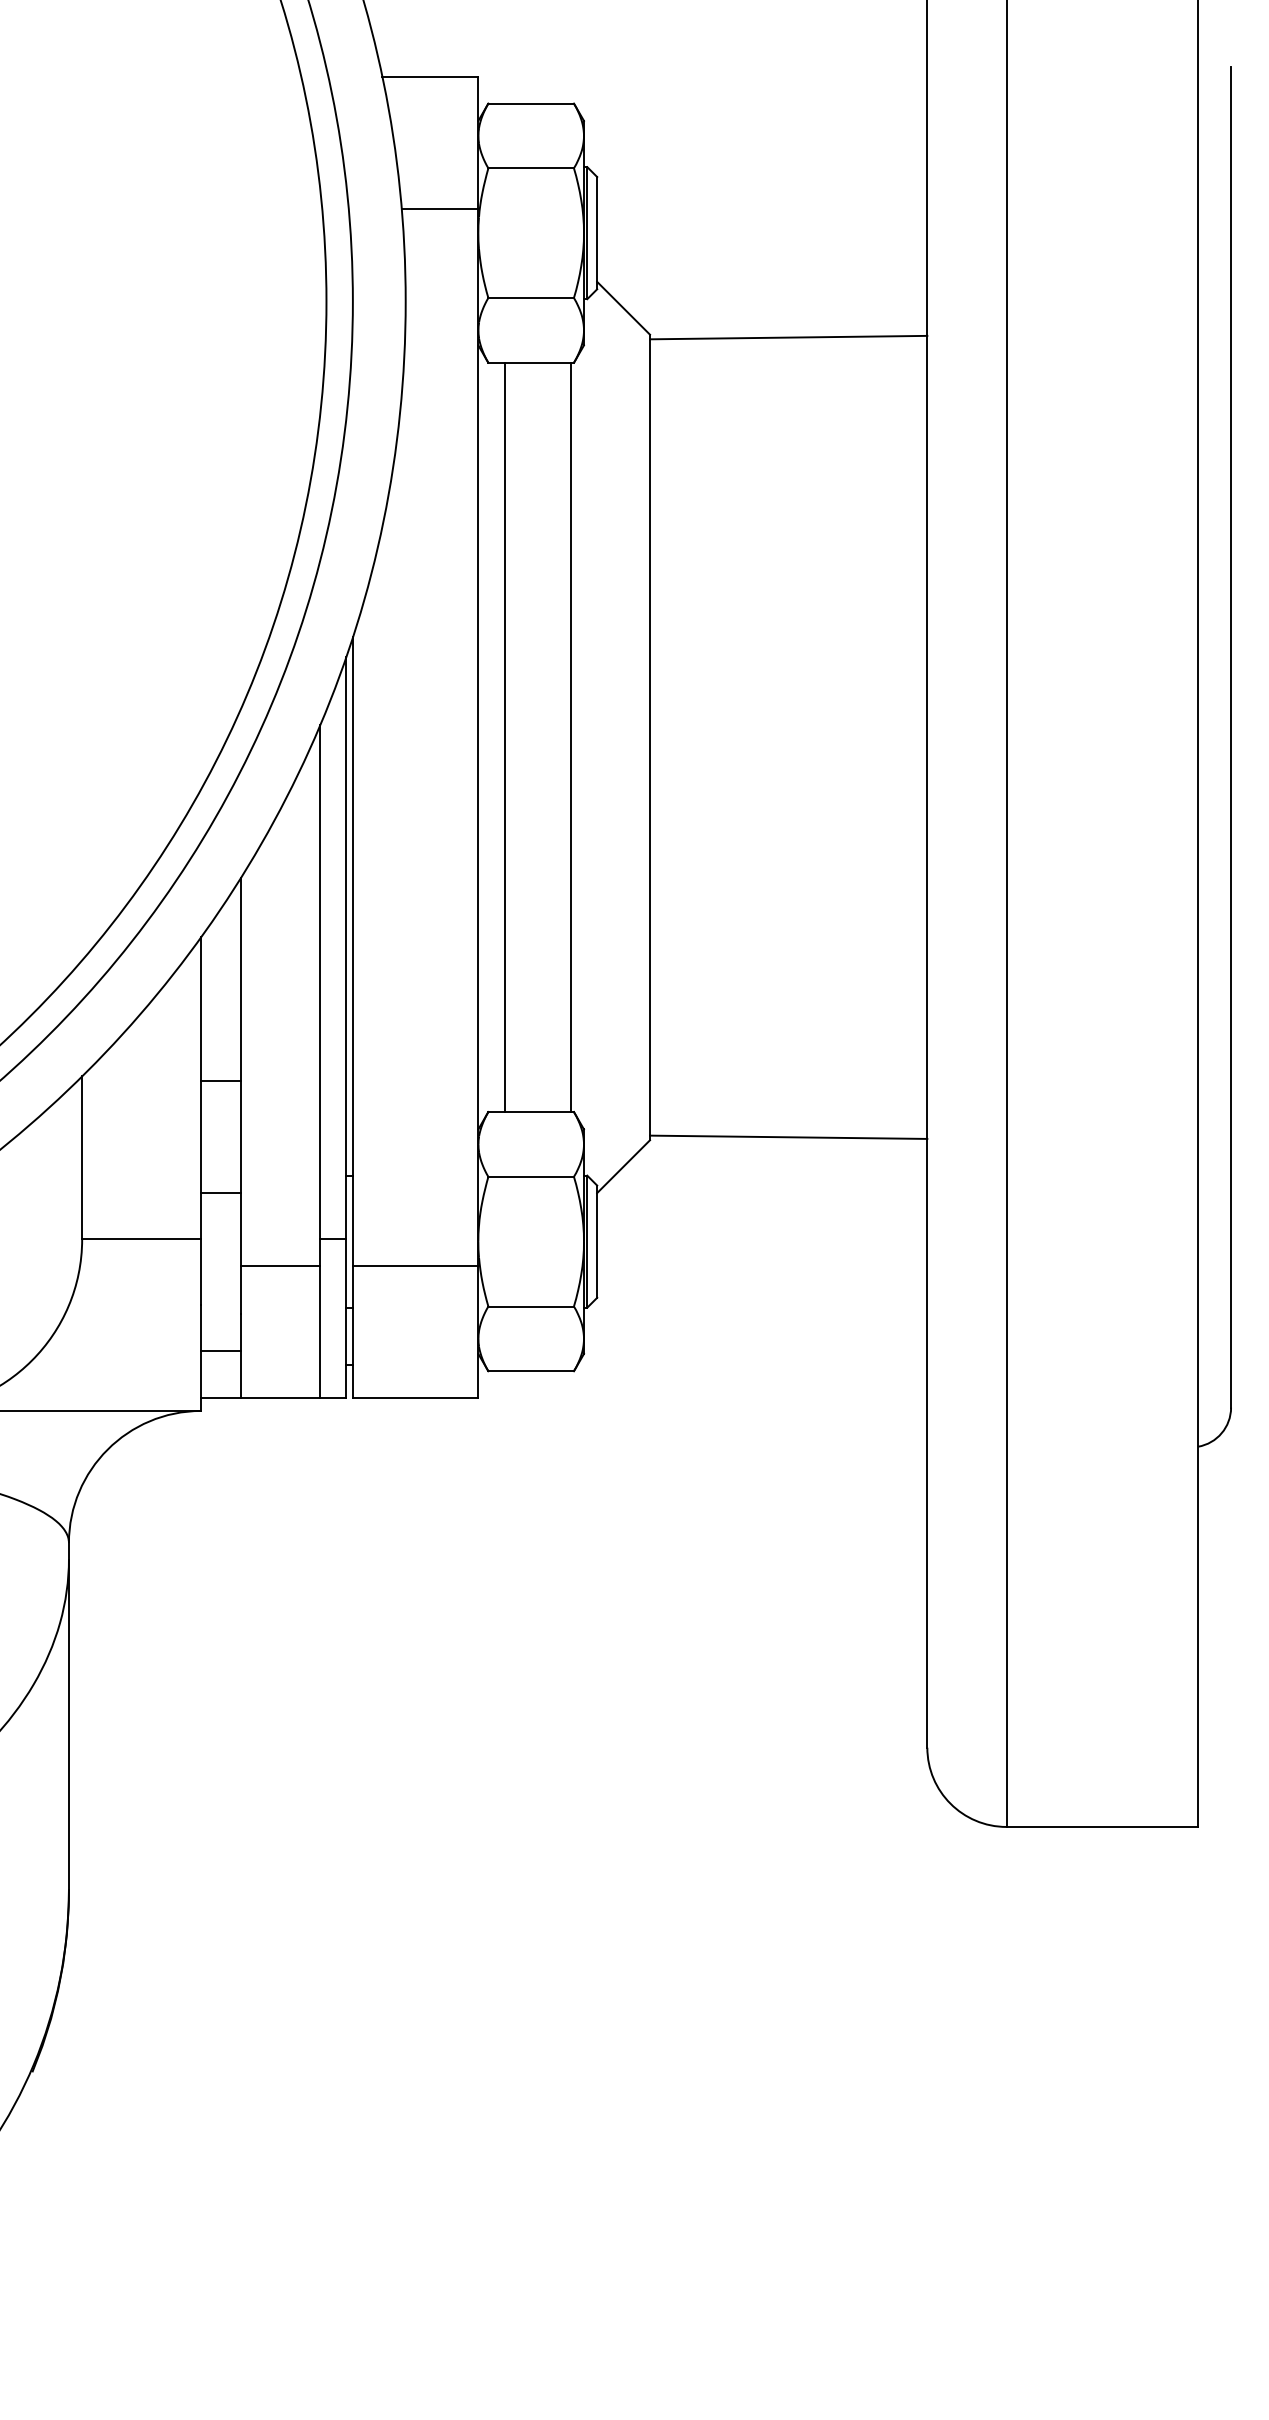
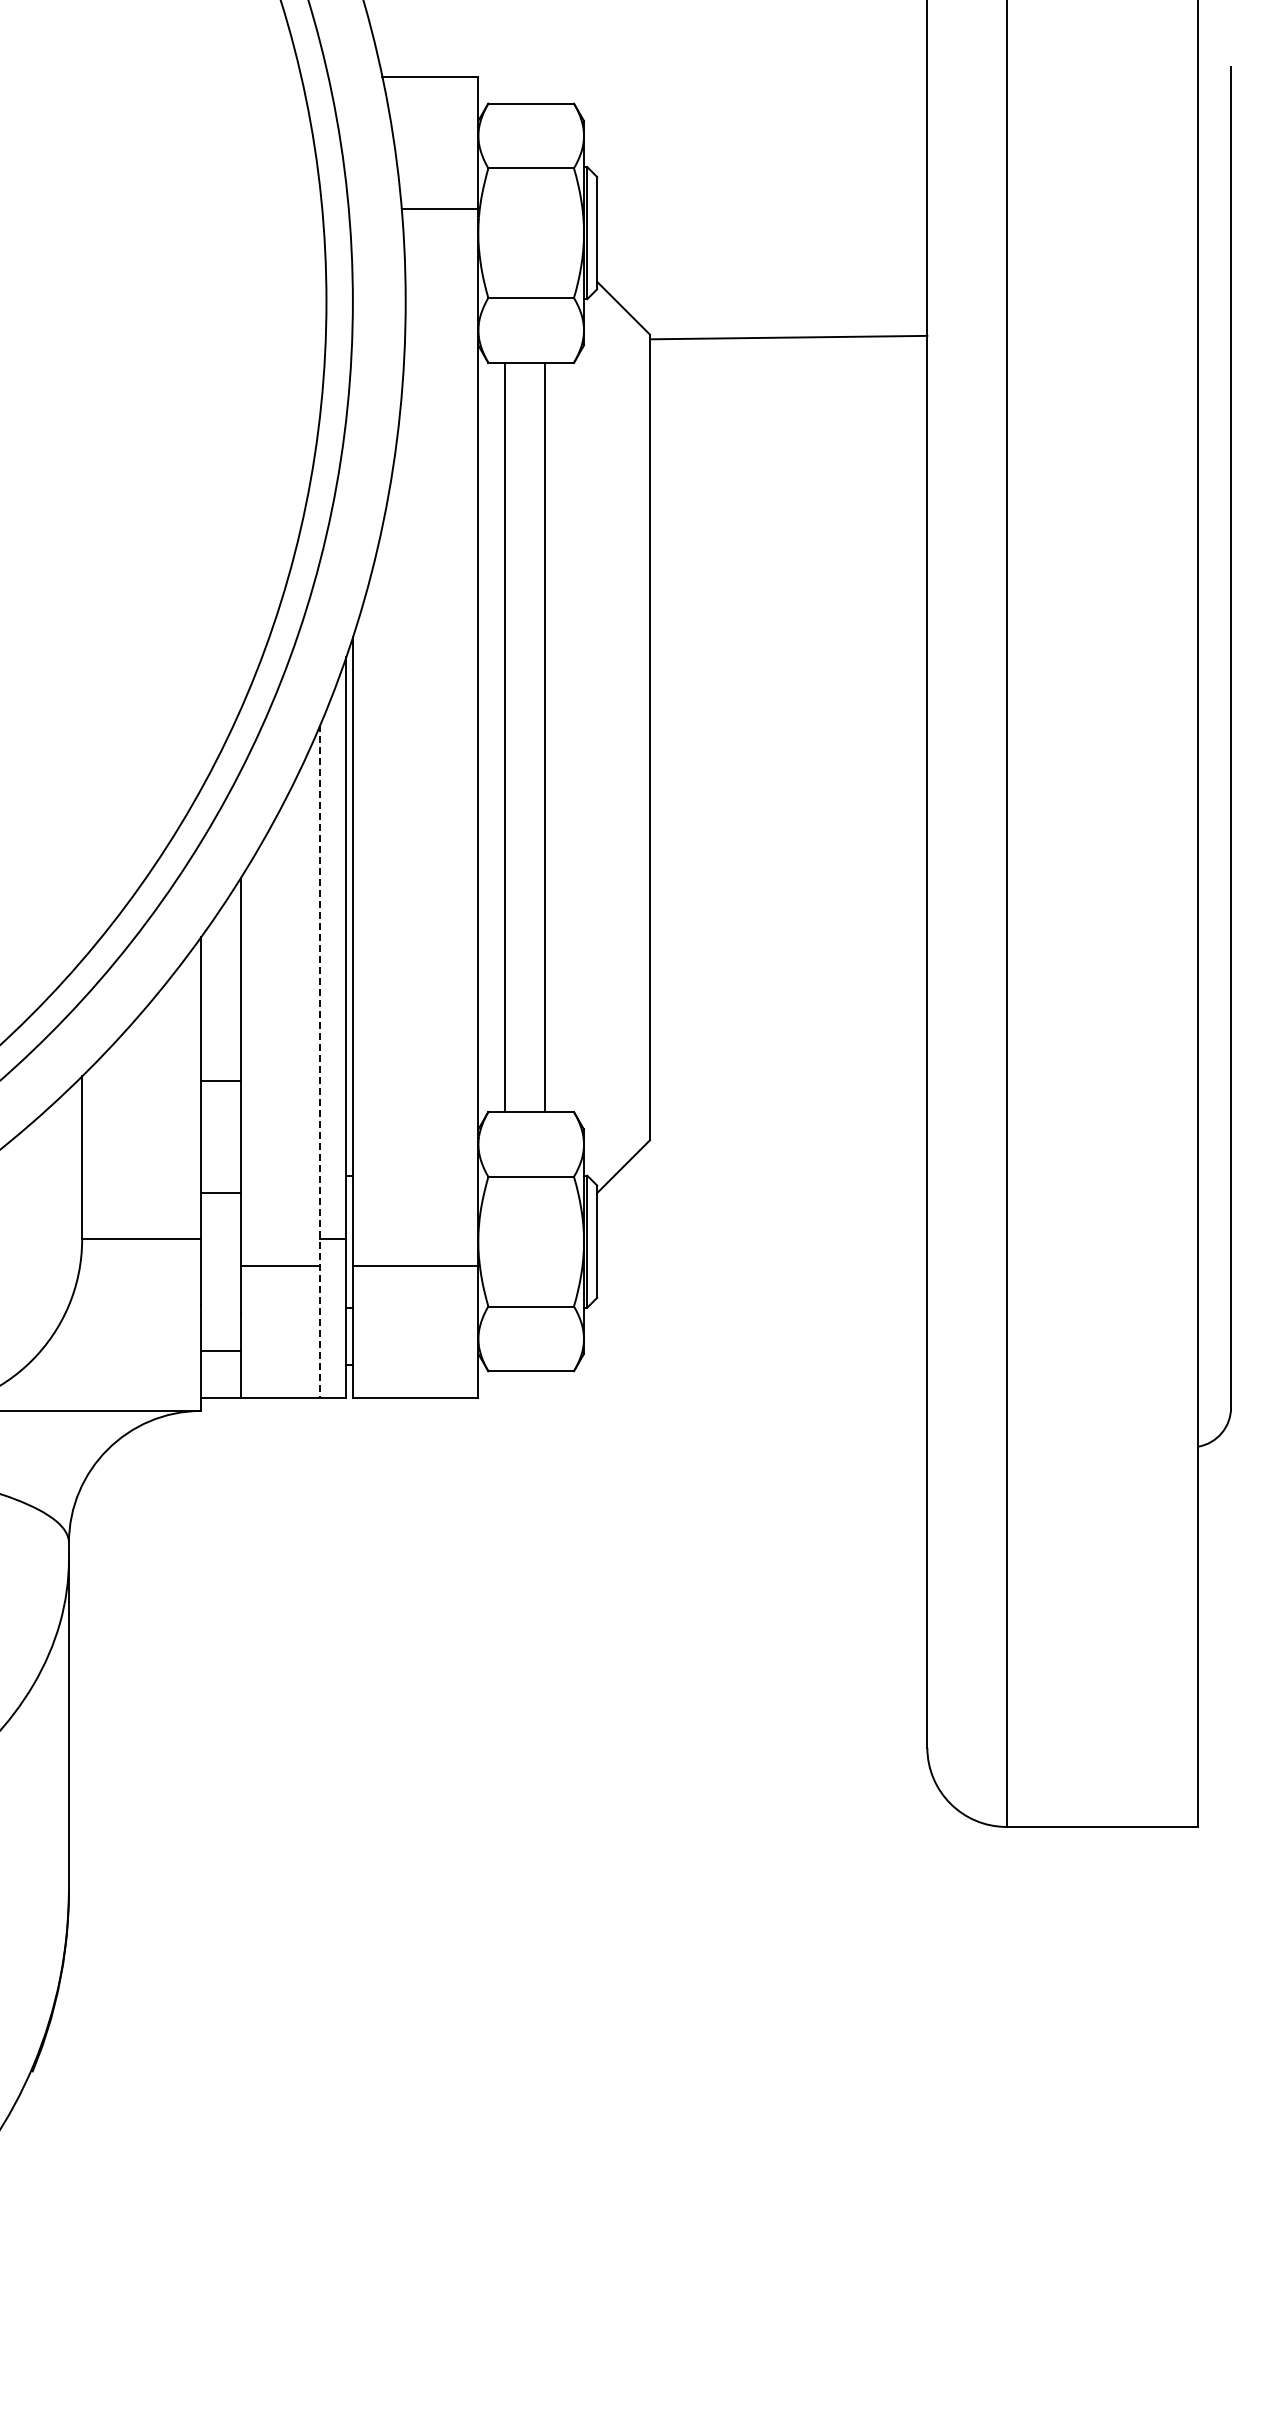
line position: (570, 737) -> (544, 737) (544, 737)
line: solid -> dashed (319, 1062)
line: present -> none (788, 1136)
